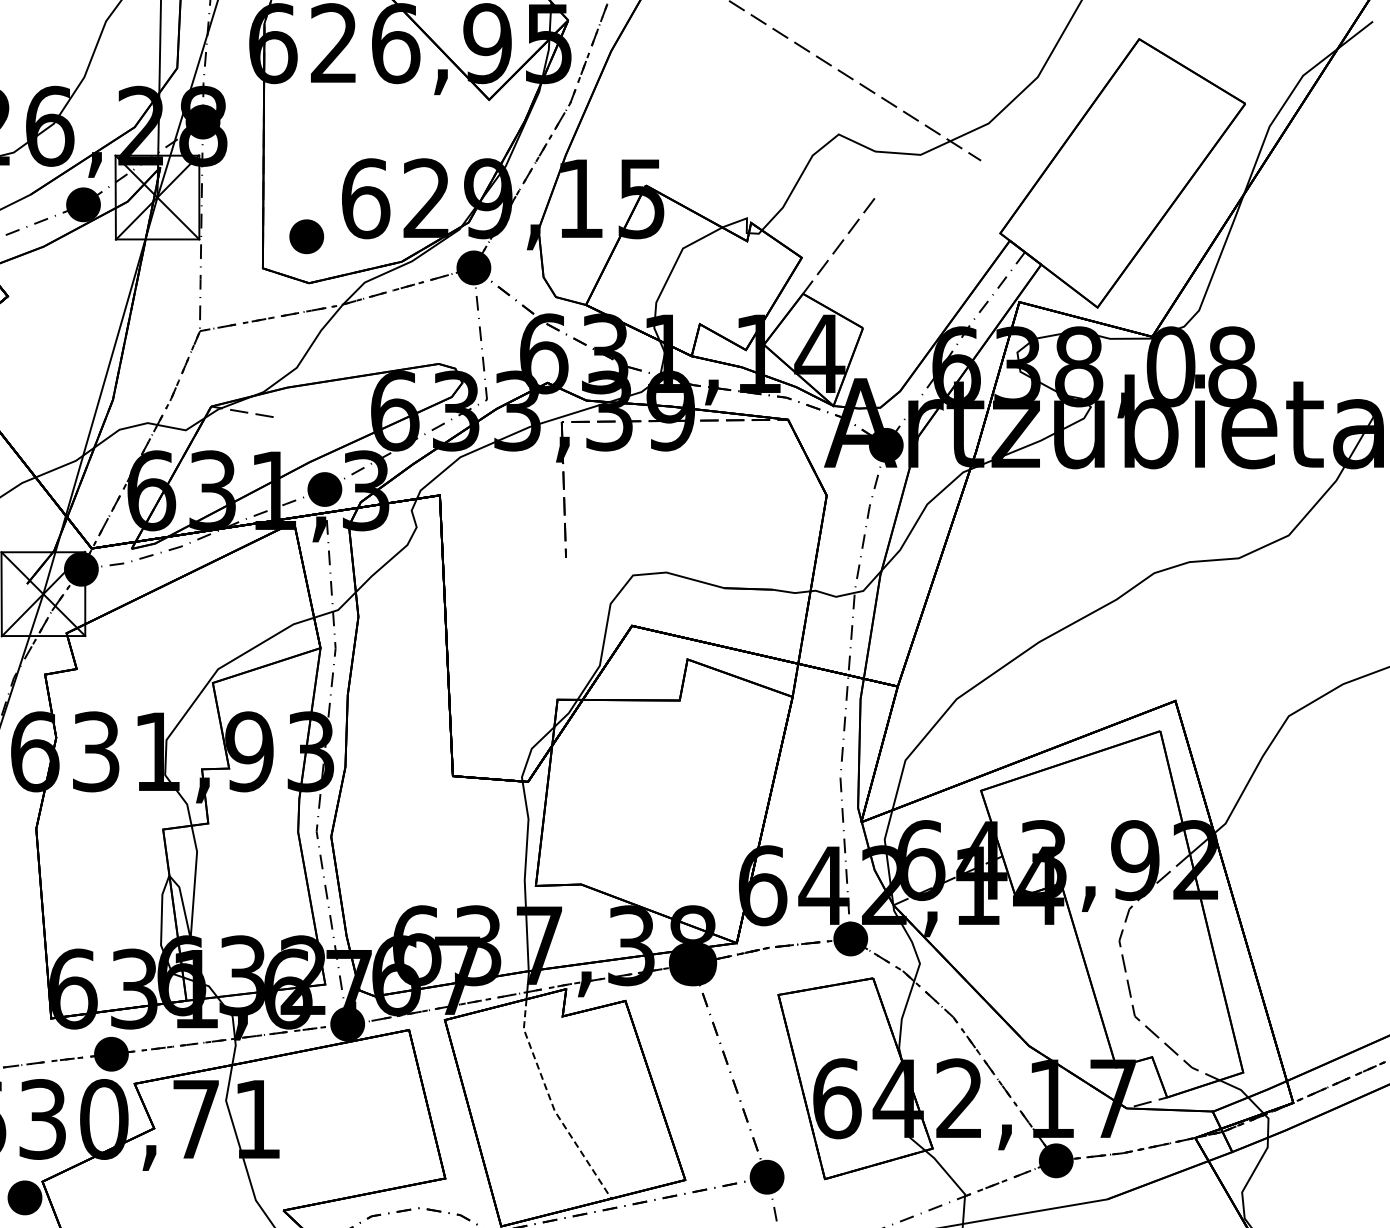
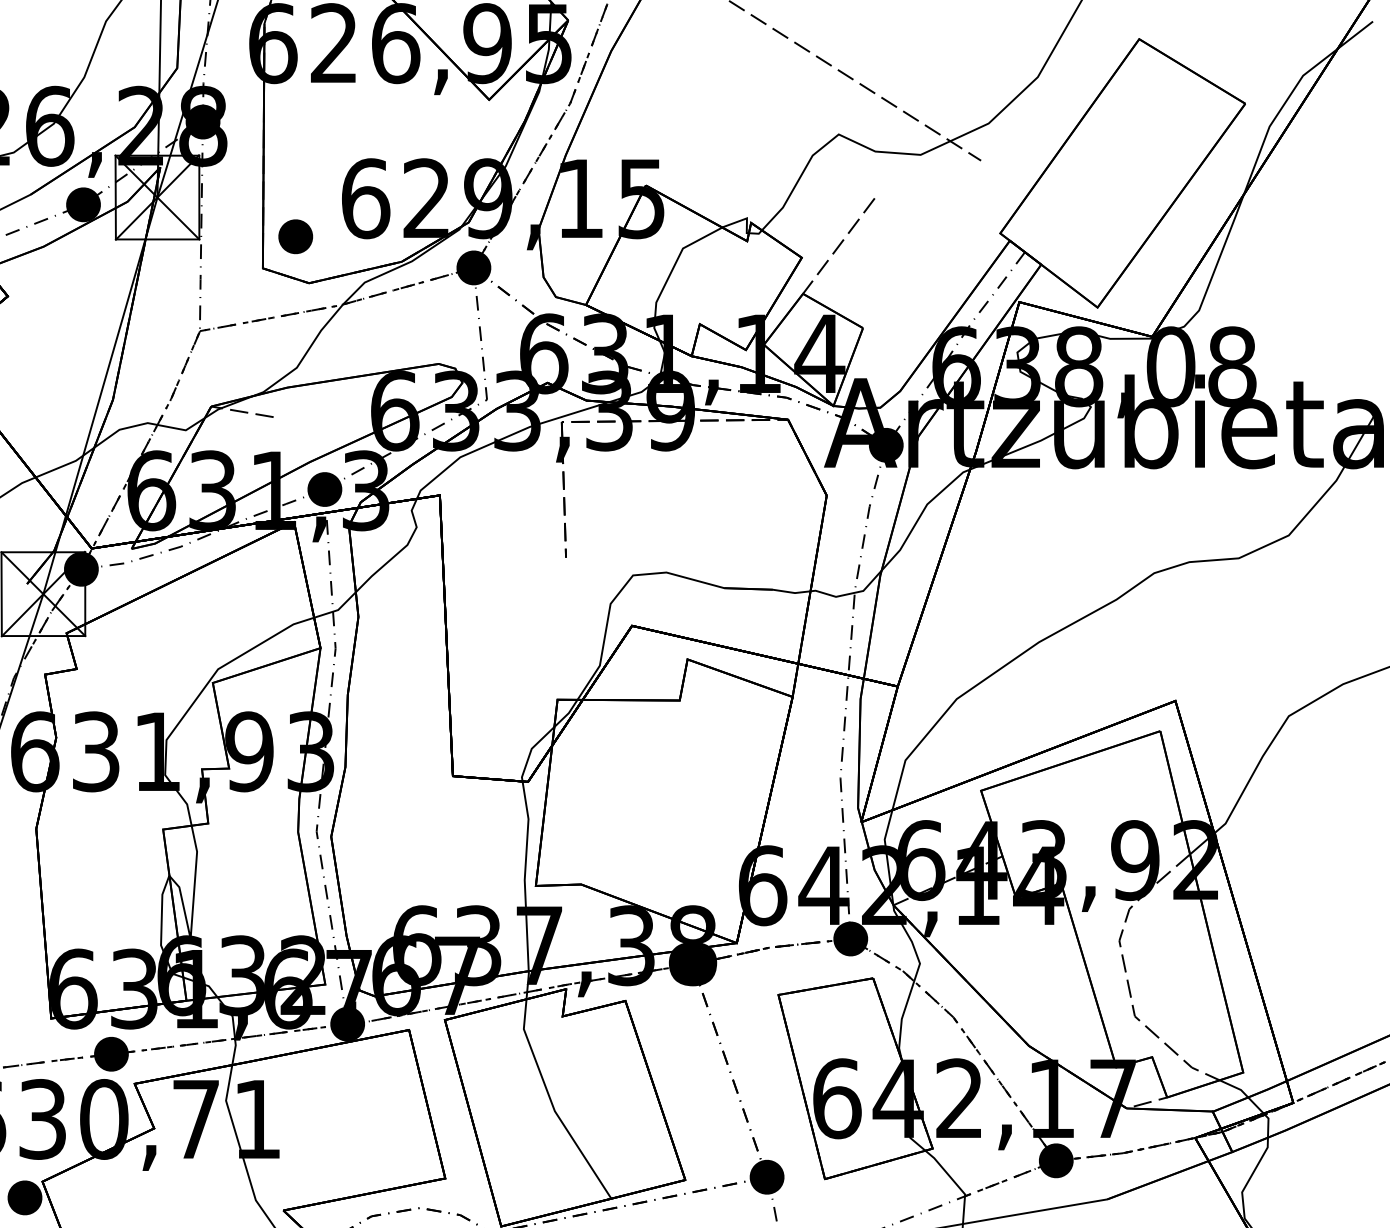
part position: (306, 236) -> (295, 236) (295, 236)
line: dashed -> solid (552, 1105)
